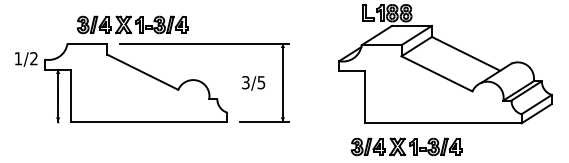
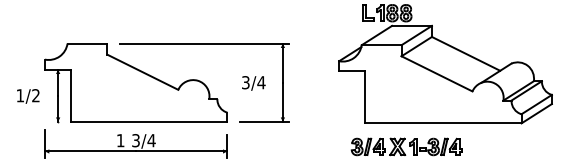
part: present -> none (132, 24)
text position: (26, 59) -> (28, 96) (28, 96)
text: 3/5 -> 3/4 (261, 82)
part: none -> present (135, 143)
